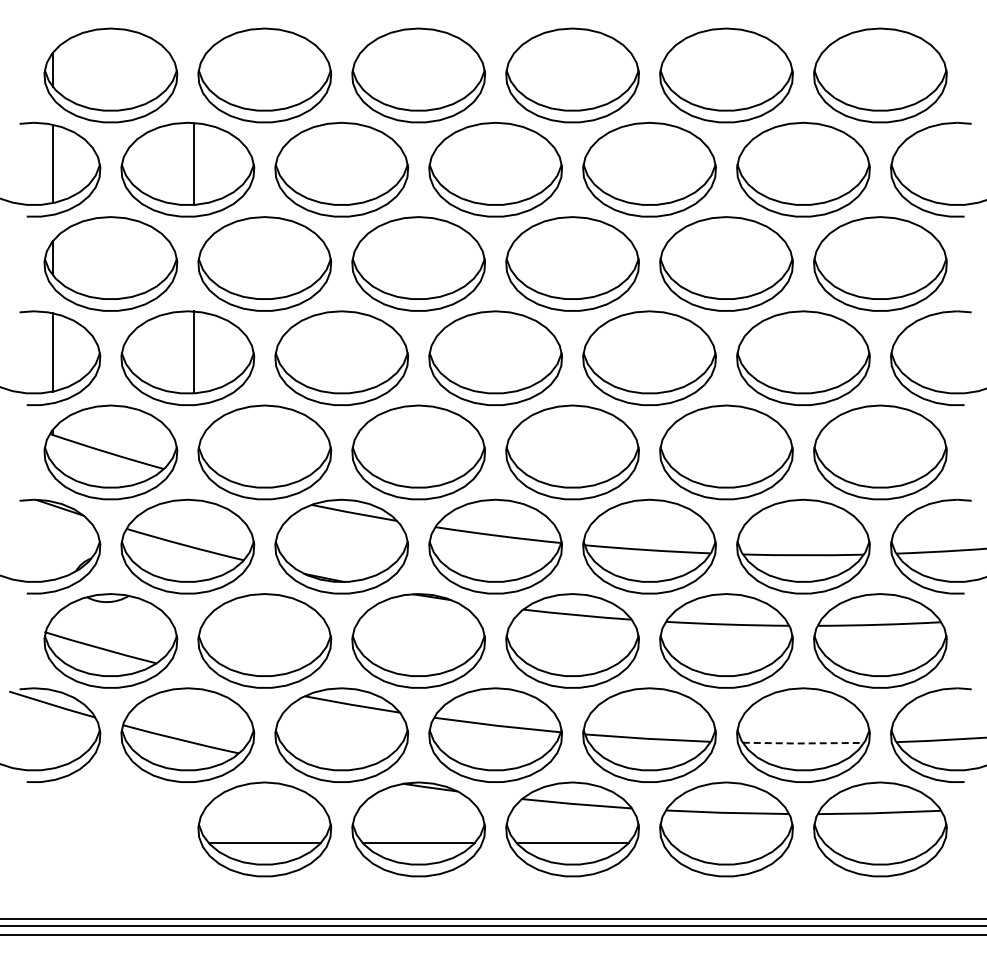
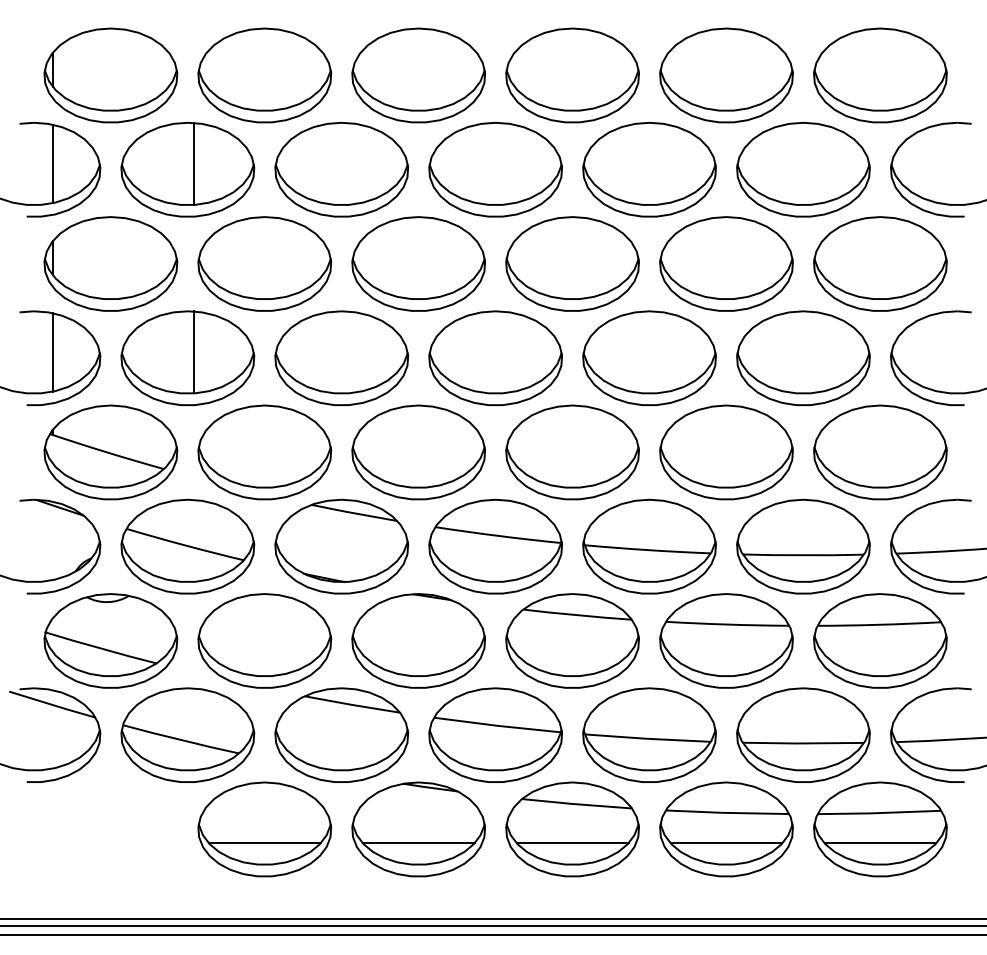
line: dashed -> solid (802, 743)
line: none -> present (726, 843)
line: none -> present (880, 843)
